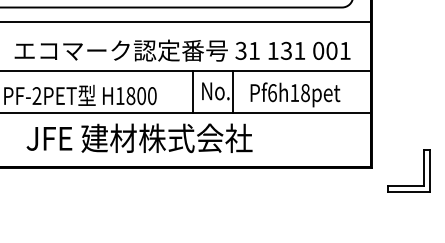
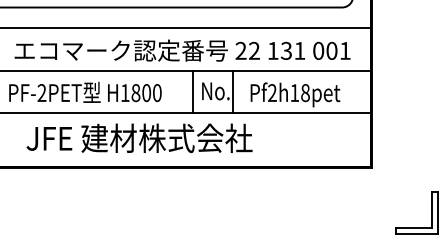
line position: (186, 22) -> (186, 28) (186, 28)
text: 31 -> 22 (247, 50)
text: Pf6h18pet -> Pf2h18pet (272, 93)
text position: (80, 94) -> (85, 91) (85, 91)
part position: (423, 170) -> (431, 212) (431, 212)
